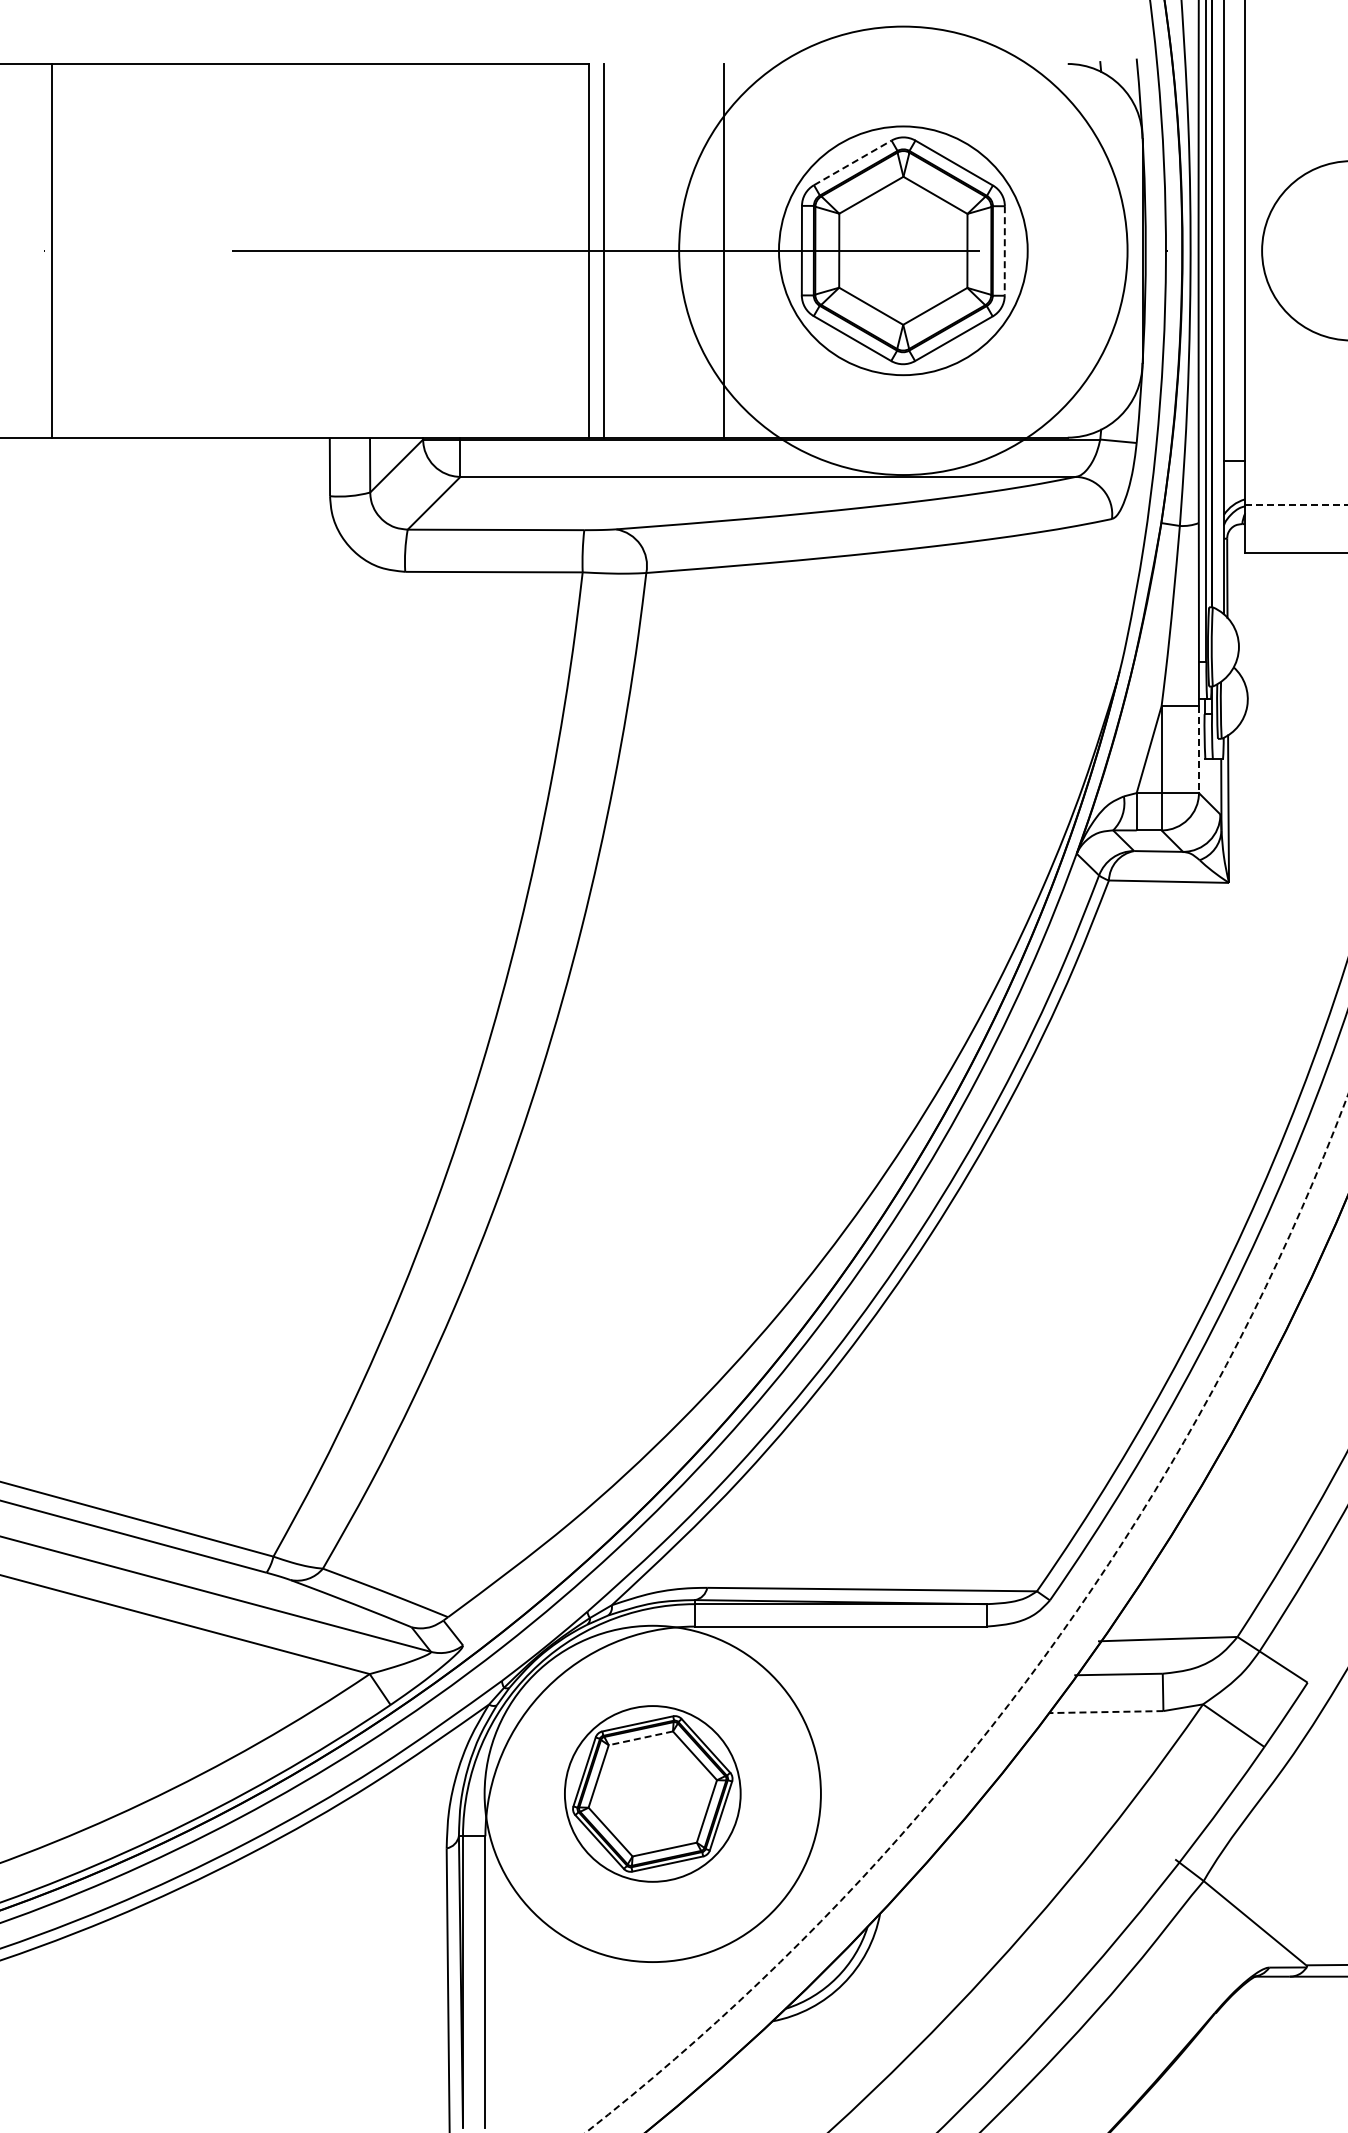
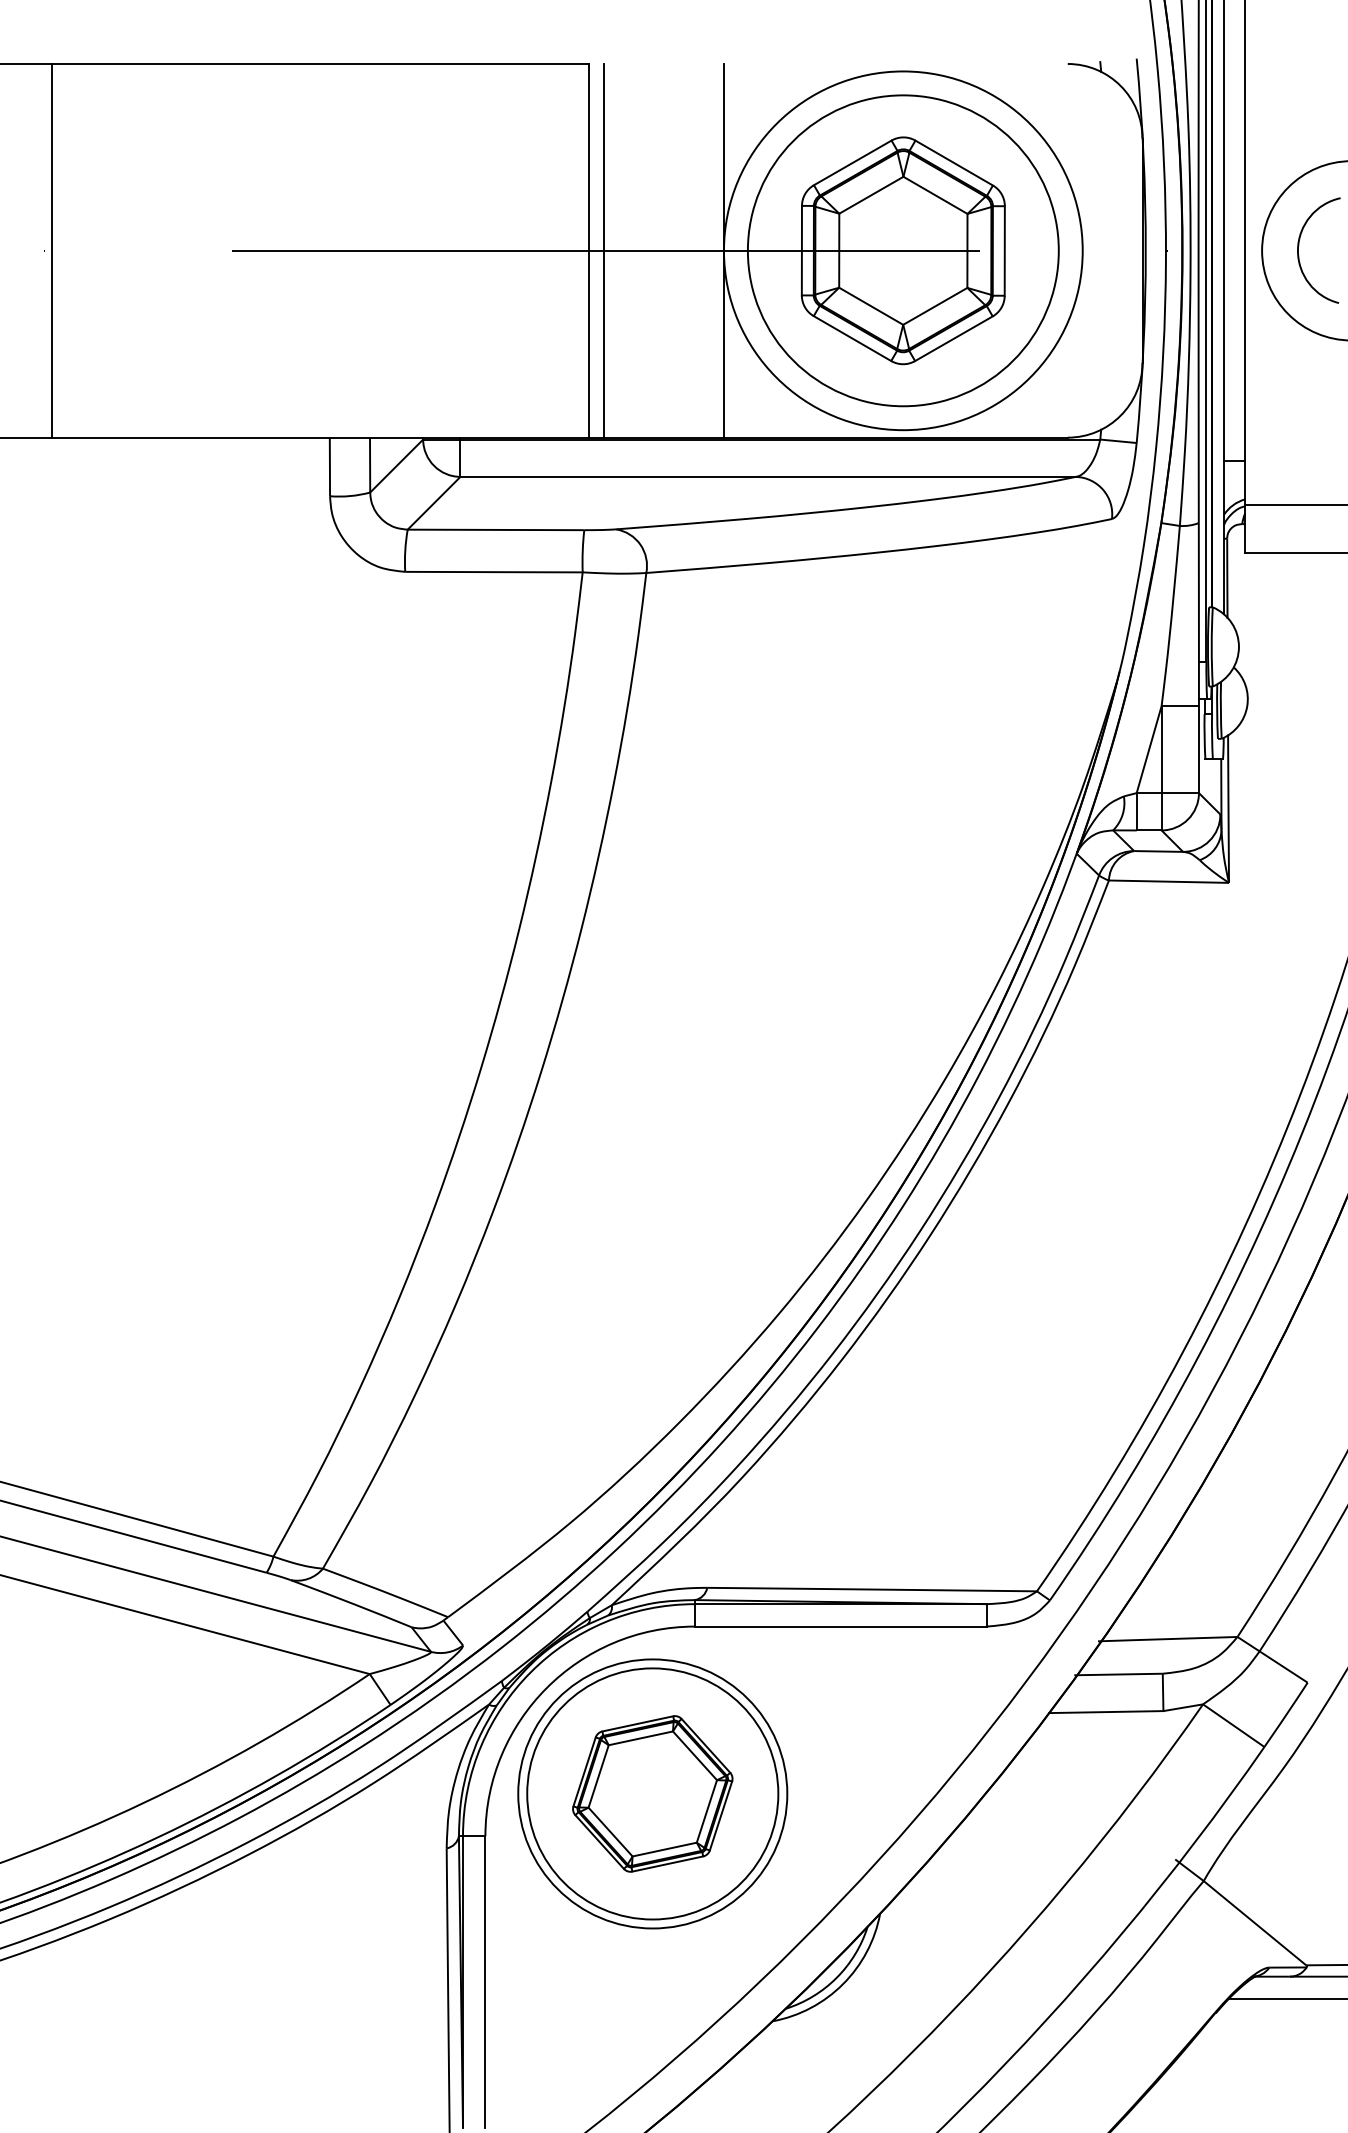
line: dashed -> solid (852, 162)
arc: none -> present (1299, 246)
circle diameter: 249 px -> 311 px (902, 250)
circle diameter: 448 px -> 359 px (902, 250)
line: dashed -> solid (1004, 250)
line: dashed -> solid (1297, 504)
line: dashed -> solid (1198, 750)
circle: dashed -> solid (966, 1613)
line: dashed -> solid (1105, 1712)
line: dashed -> solid (640, 1738)
circle diameter: 176 px -> 251 px (652, 1793)
circle diameter: 336 px -> 269 px (652, 1793)
line: none -> present (1286, 1999)
